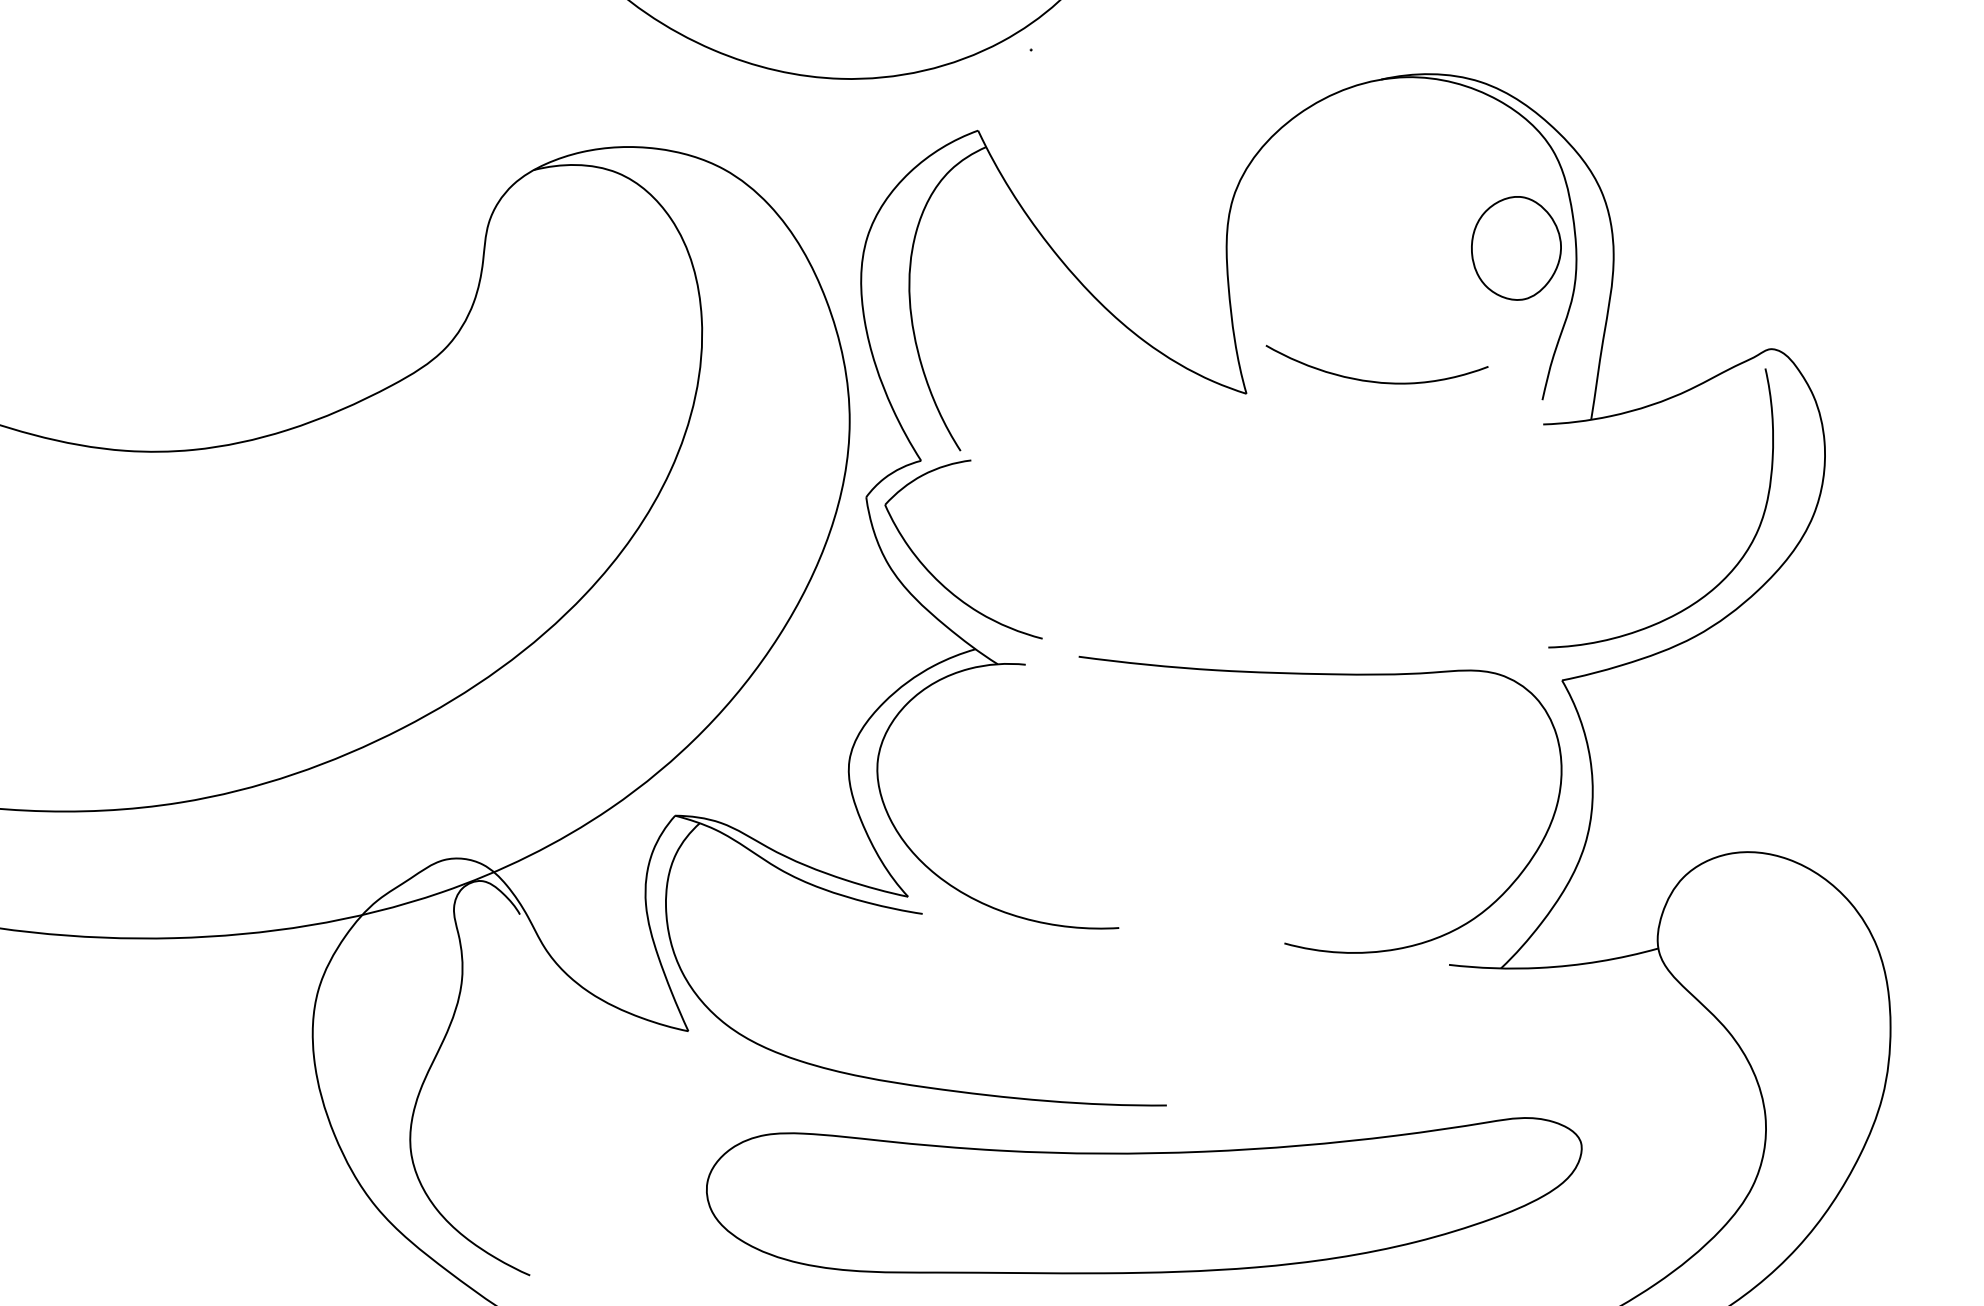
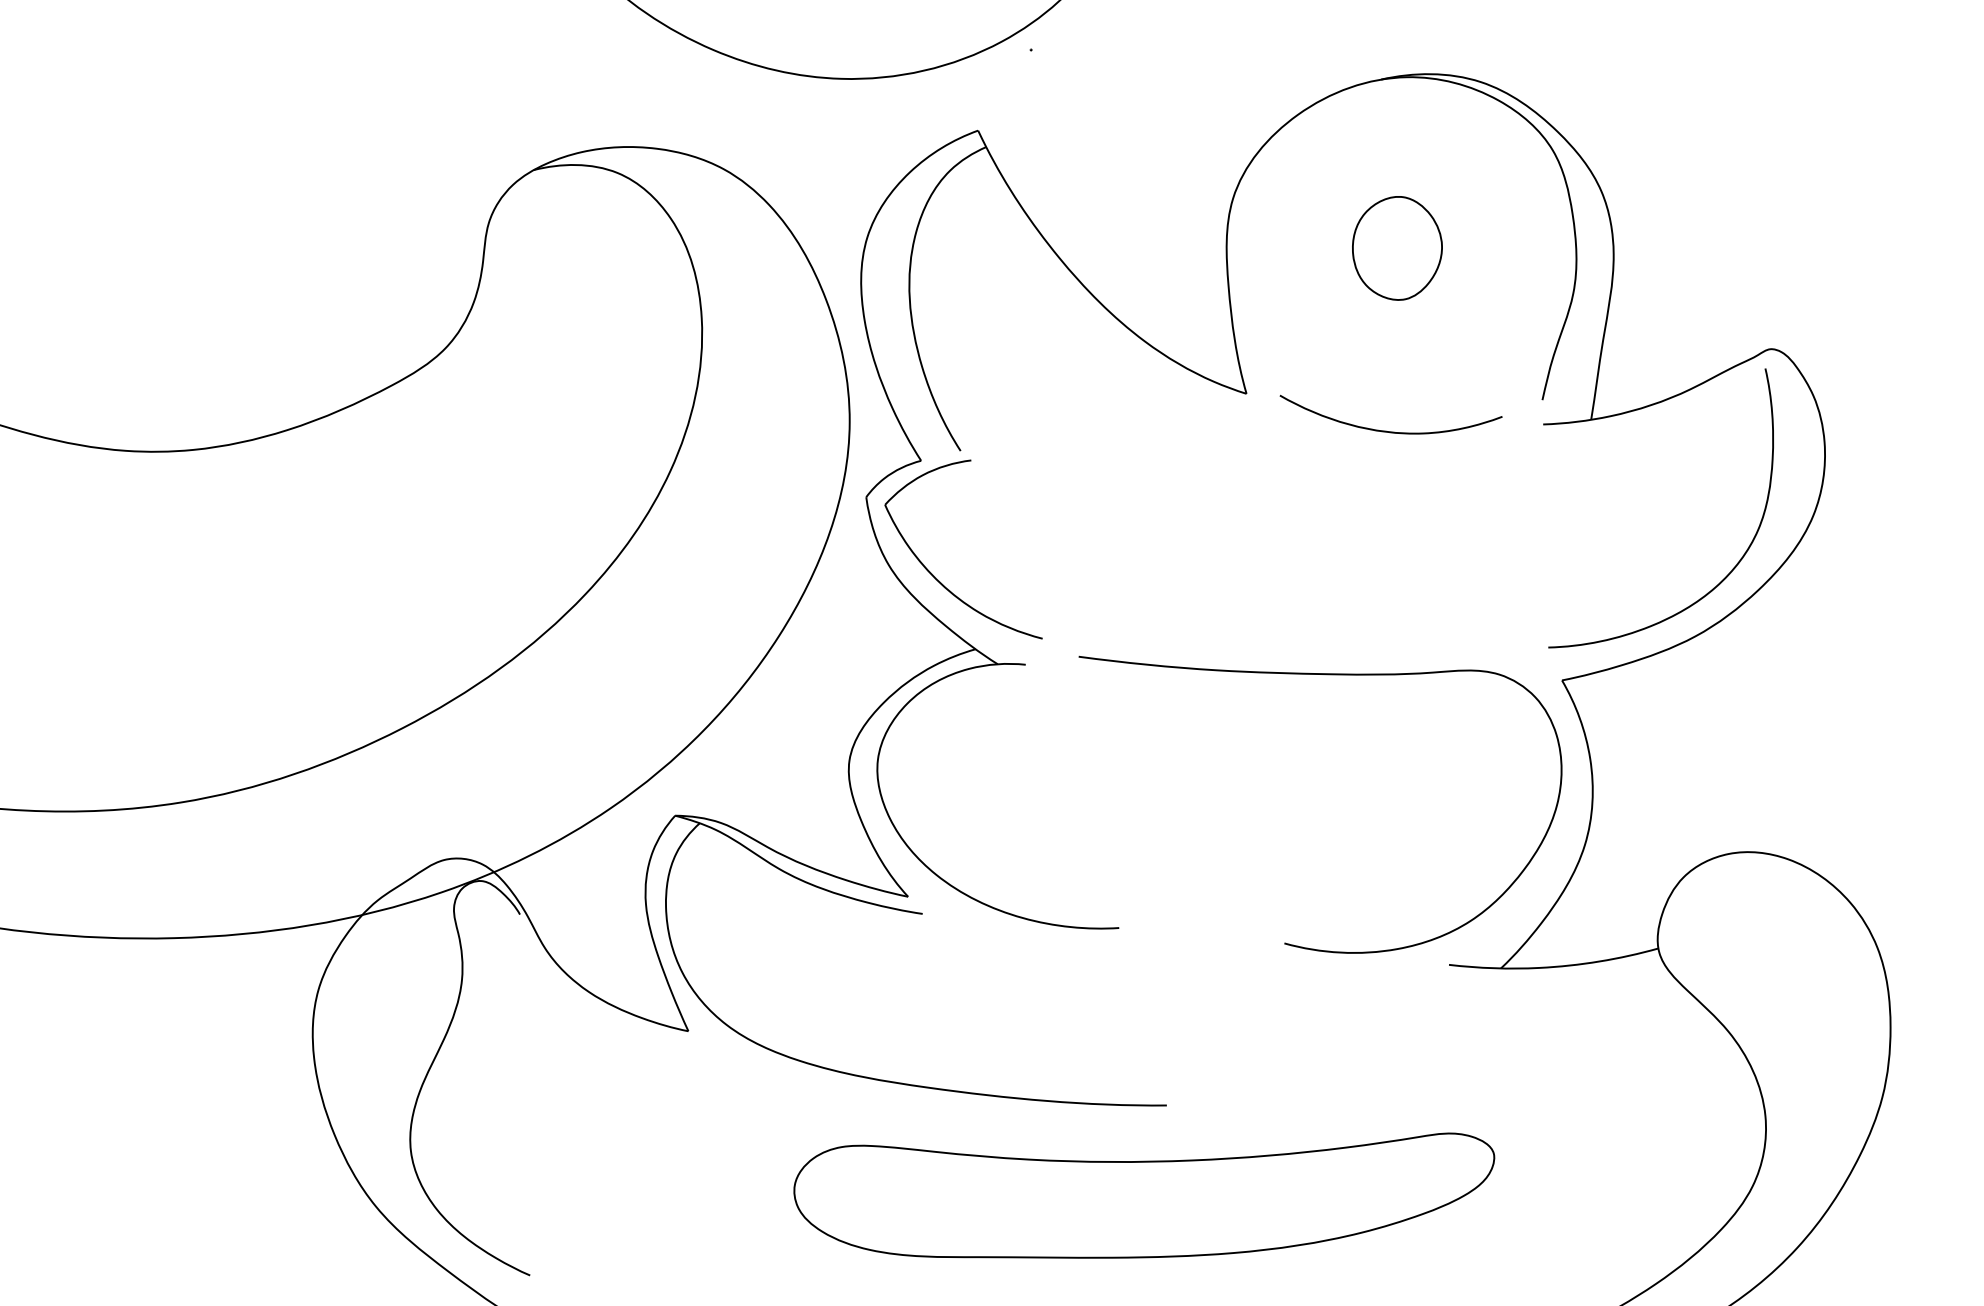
part position: (1516, 248) -> (1397, 248) (1397, 248)
curve position: (1372, 380) -> (1386, 430) (1386, 430)
part size: 877x158 px -> 703x127 px (1144, 1195)
